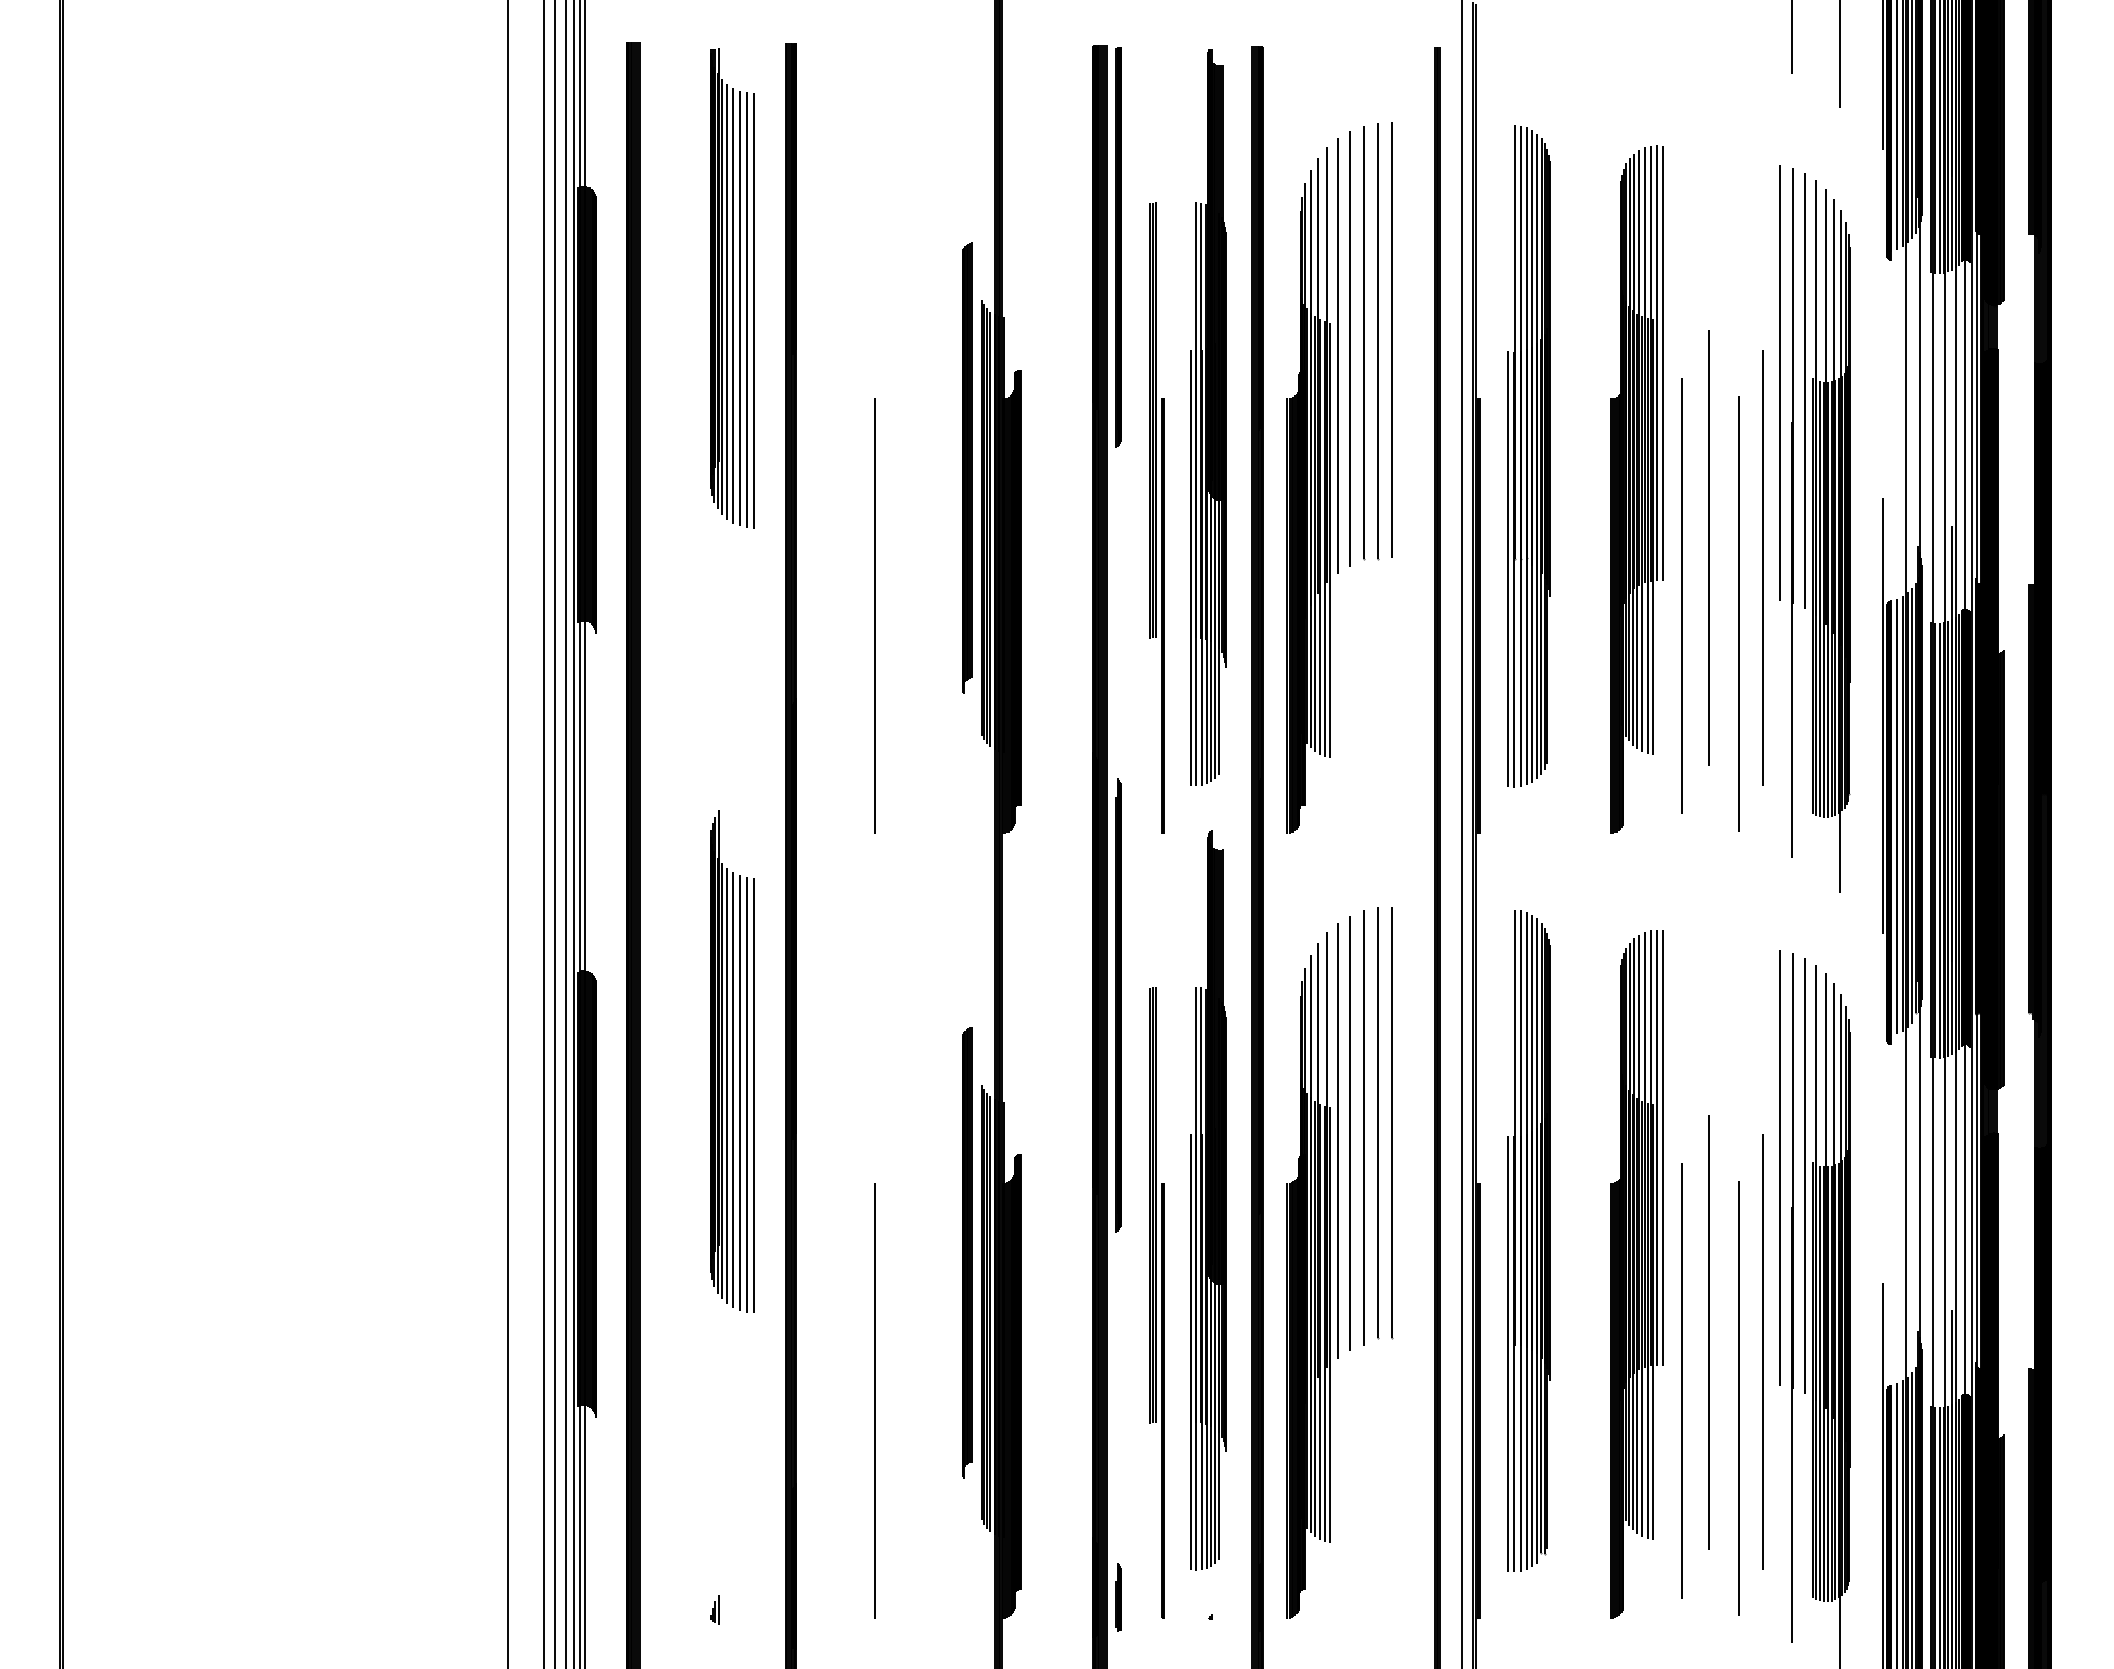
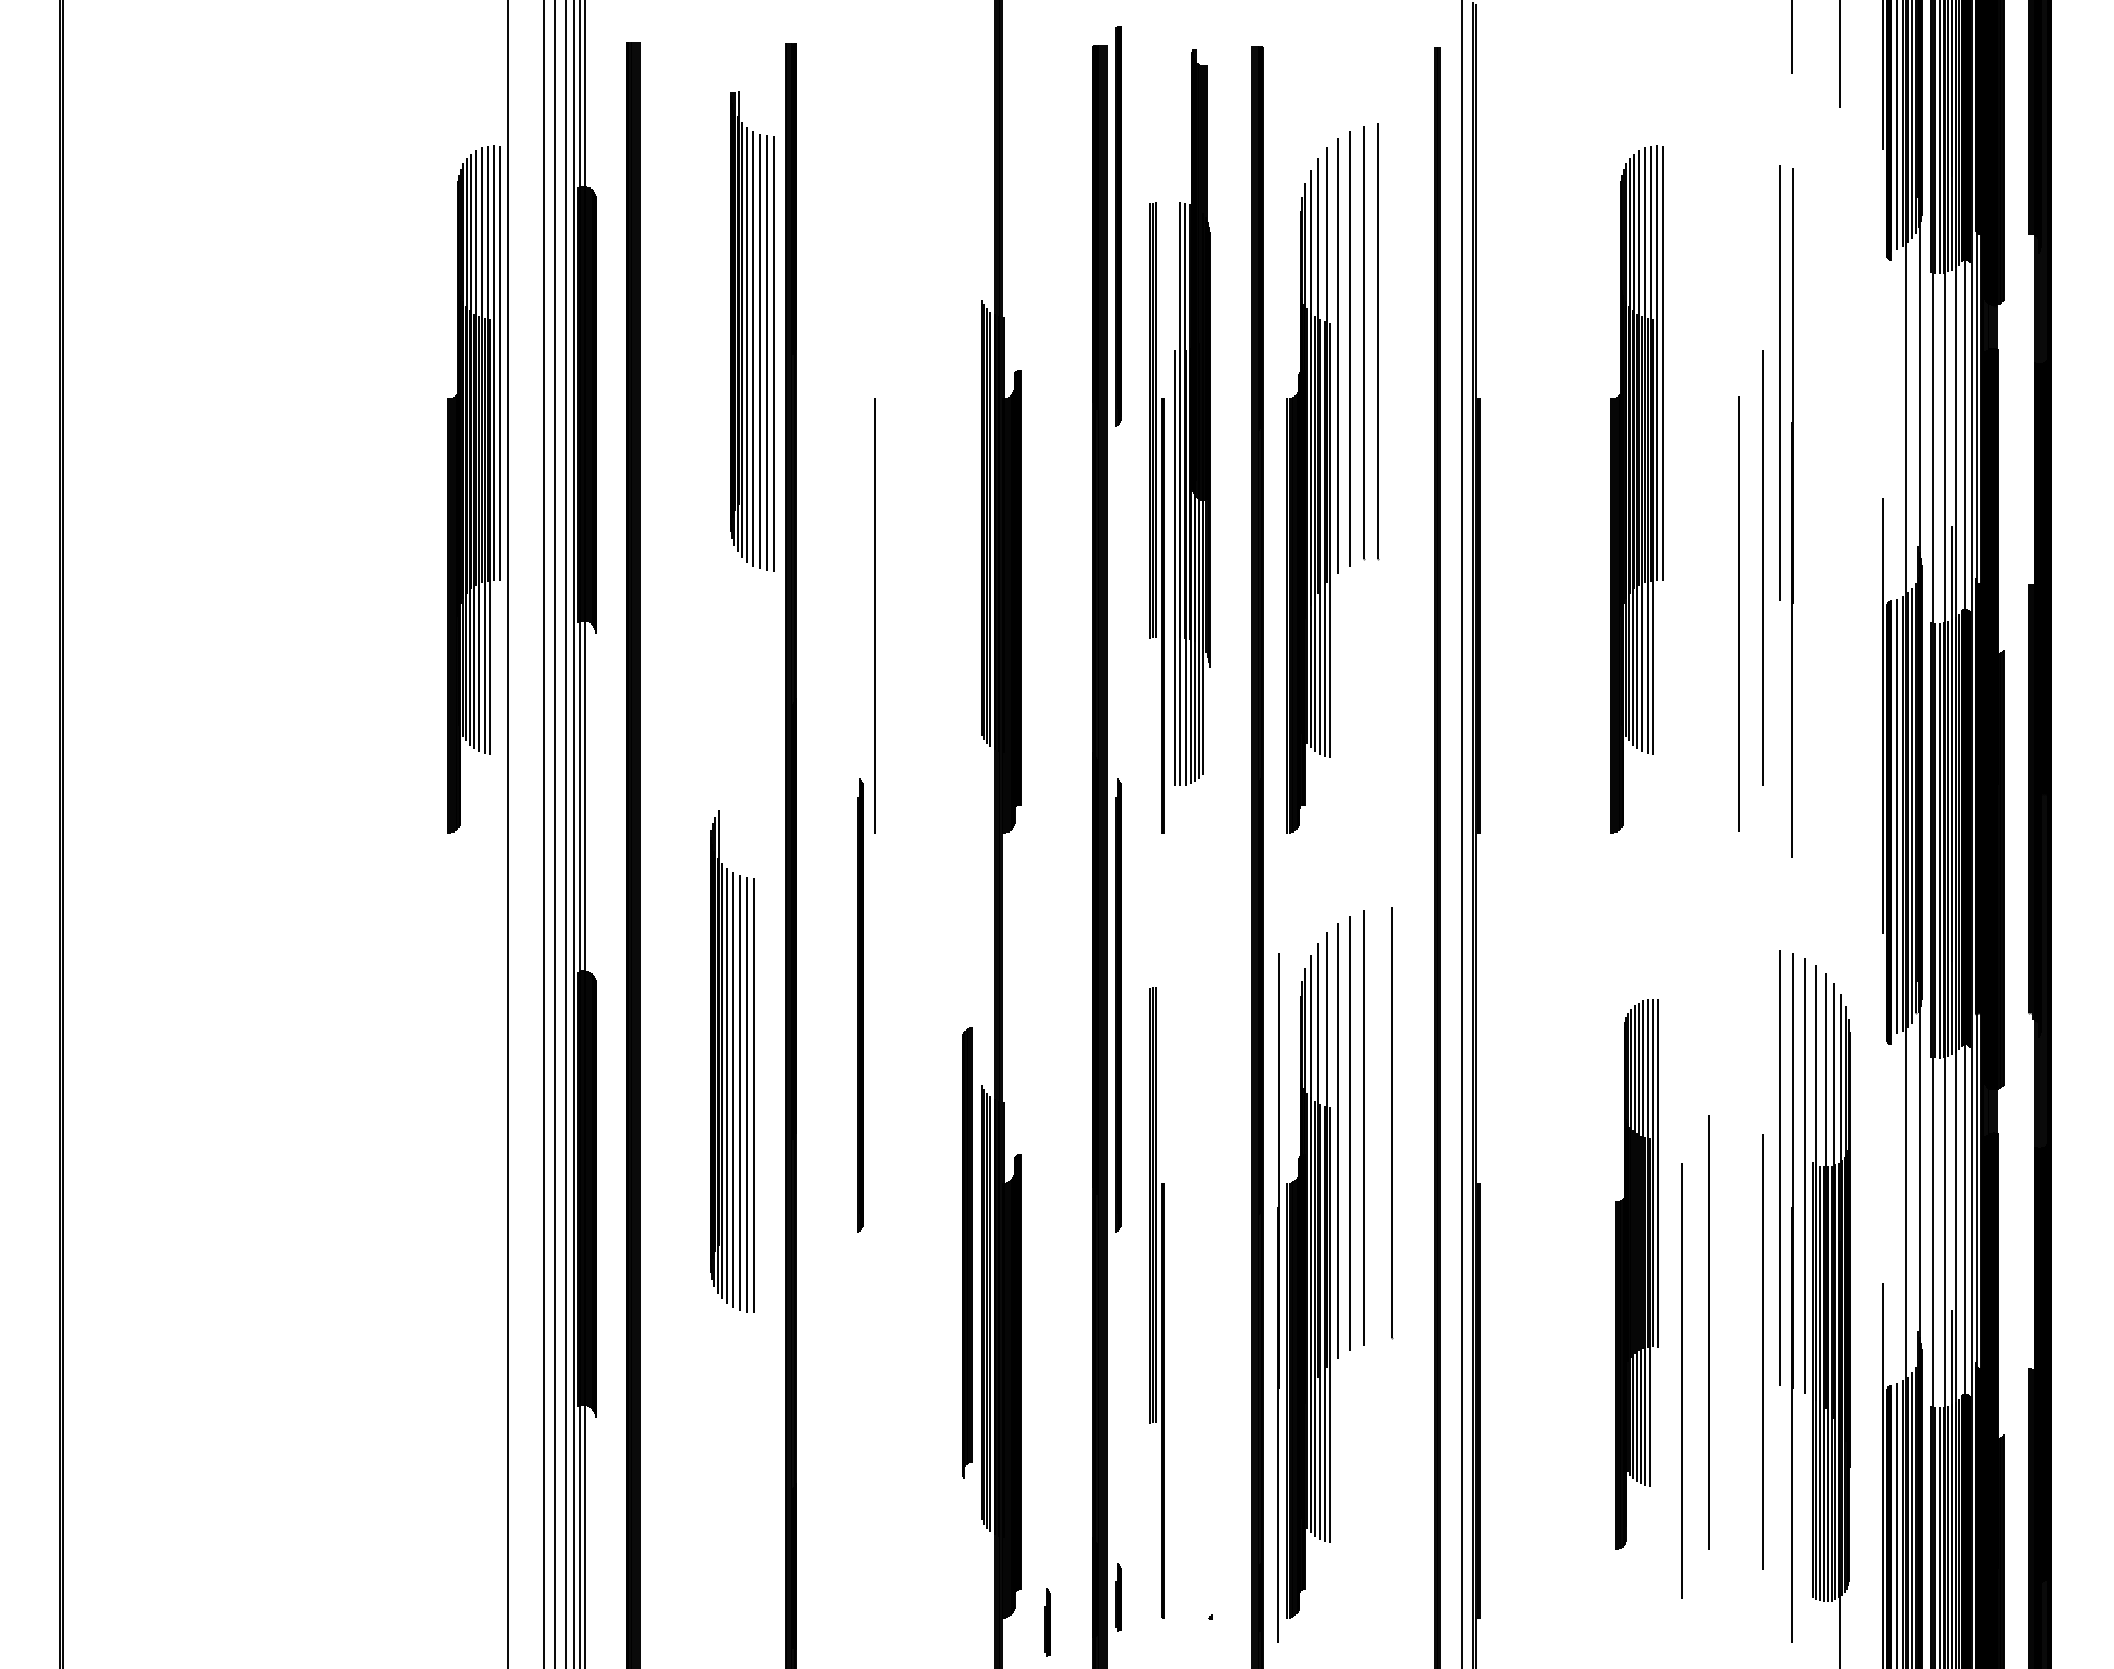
part position: (1118, 247) -> (1118, 226) (1118, 226)
part position: (732, 288) -> (752, 331) (752, 331)
line: present -> none (1391, 339)
part position: (1208, 417) -> (1192, 417) (1192, 417)
part: present -> none (1528, 456)
part: present -> none (967, 467)
part: none -> present (473, 489)
part: present -> none (1827, 532)
line: present -> none (1708, 547)
line: present -> none (1681, 595)
part: none -> present (860, 1005)
line: present -> none (1378, 1123)
part: present -> none (1208, 1200)
part: present -> none (1528, 1240)
part size: 54x689 px -> 44x551 px (1636, 1274)
line: none -> present (1278, 1297)
line: present -> none (1738, 1398)
line: present -> none (874, 1400)
part: present -> none (714, 1609)
part: none -> present (1047, 1622)
